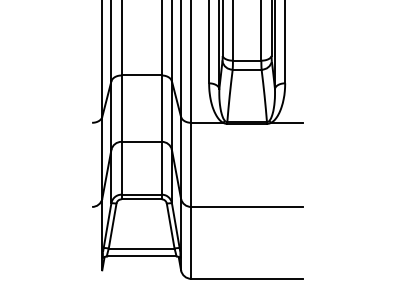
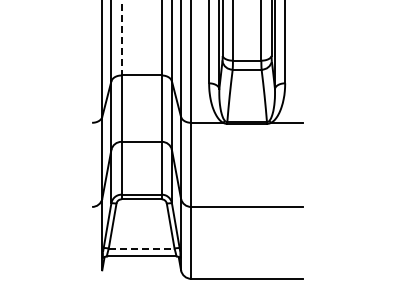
line: solid -> dashed (121, 38)
line: solid -> dashed (141, 248)
